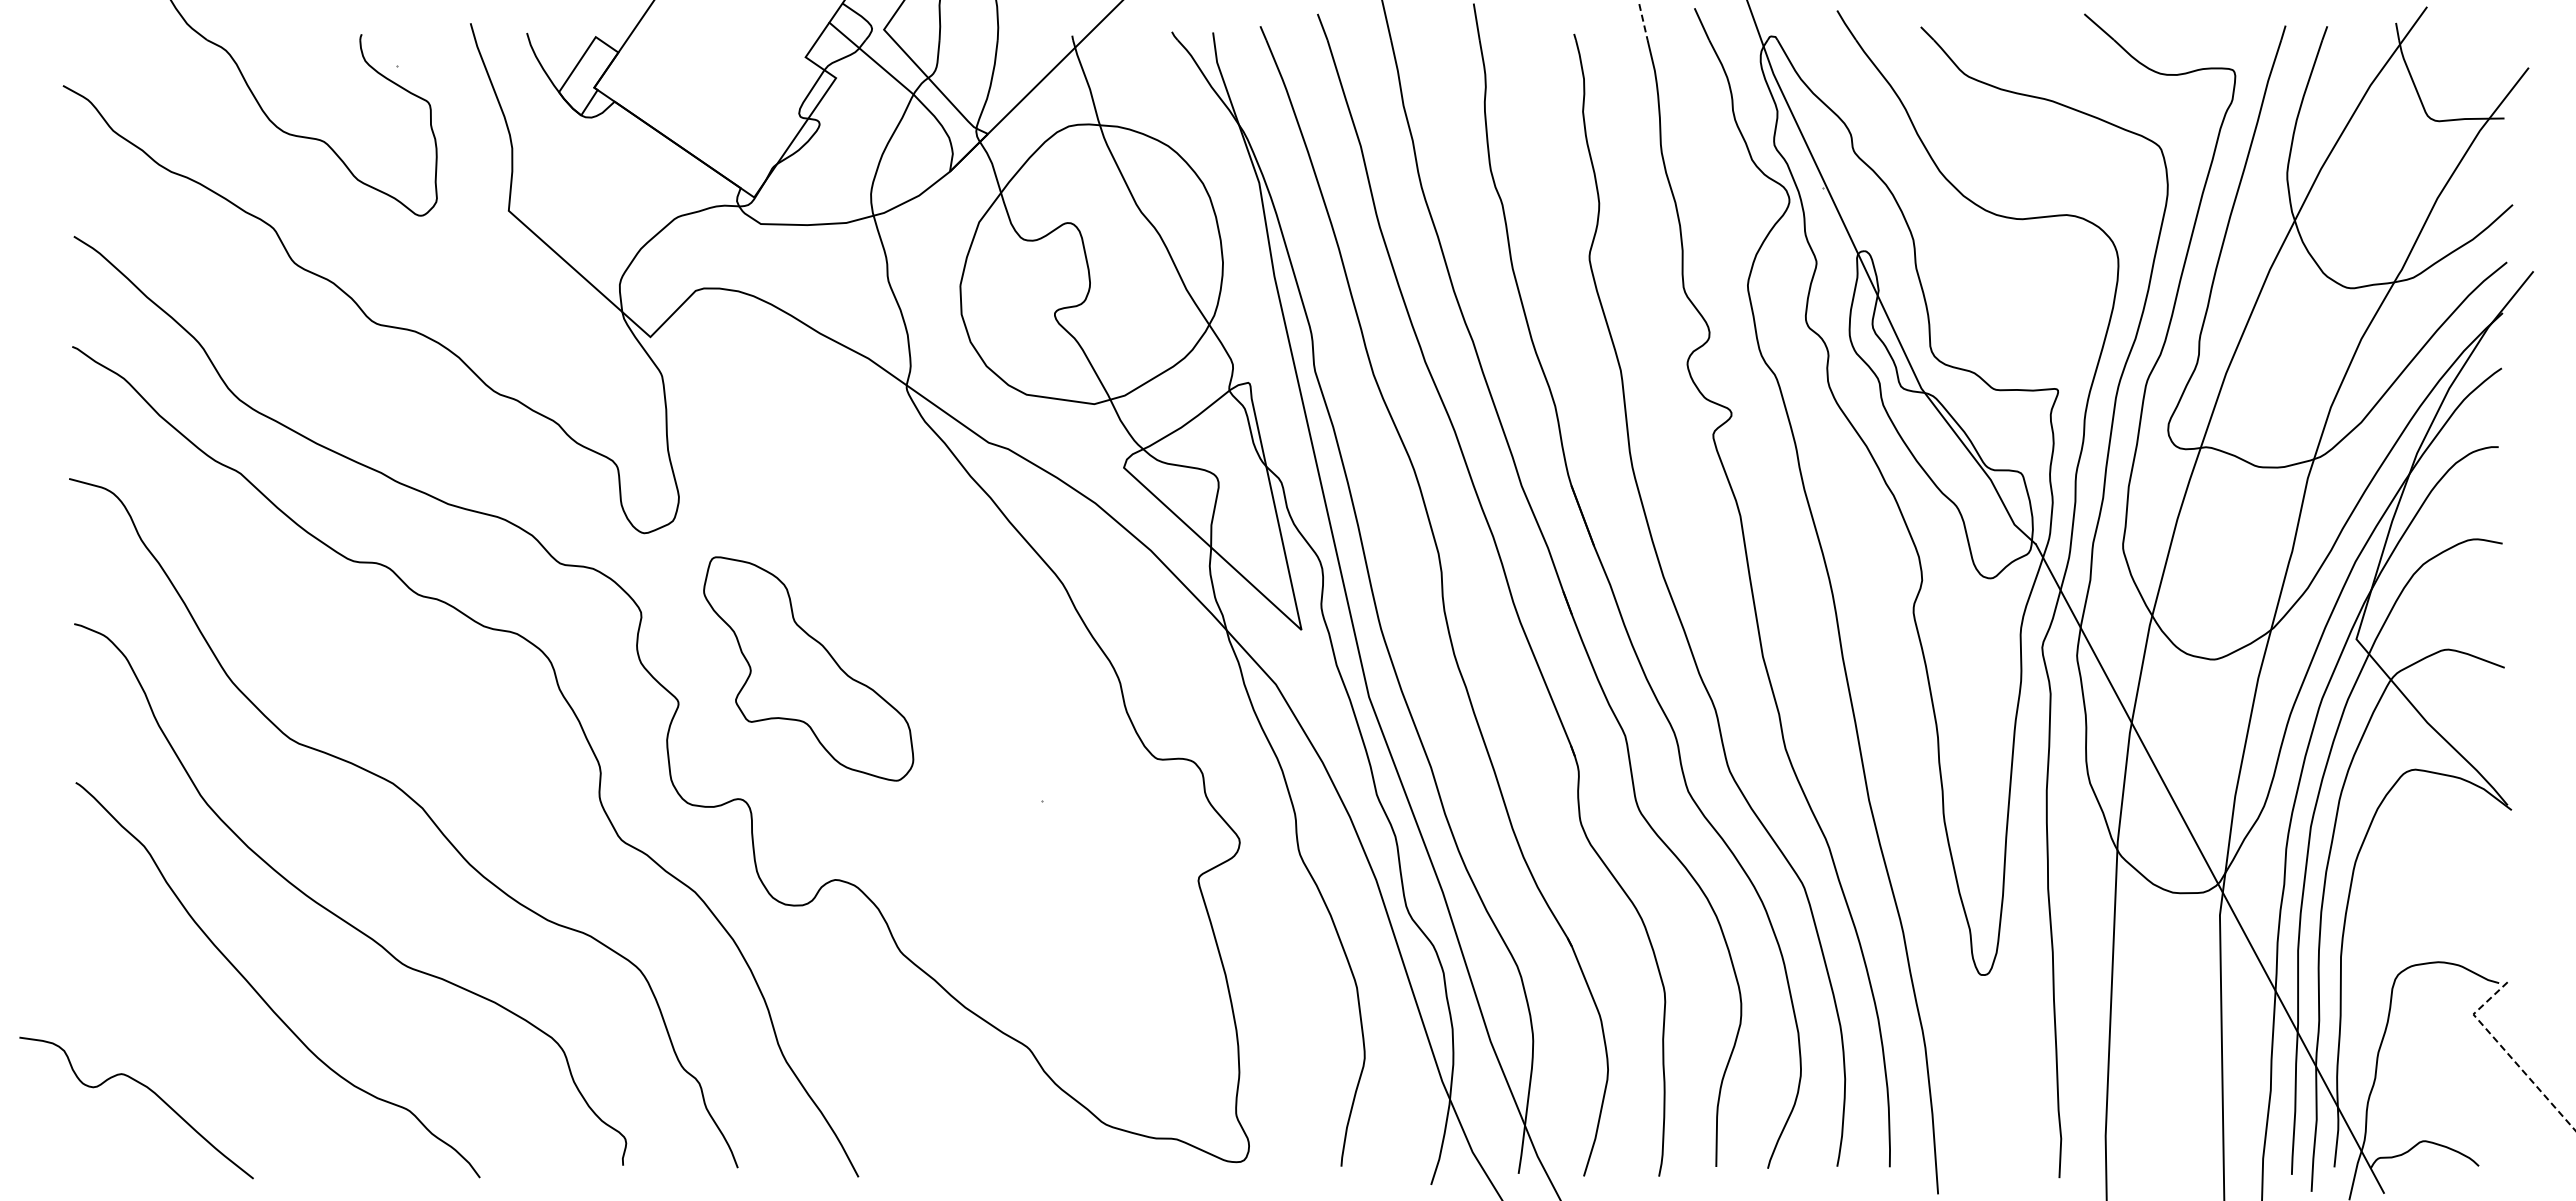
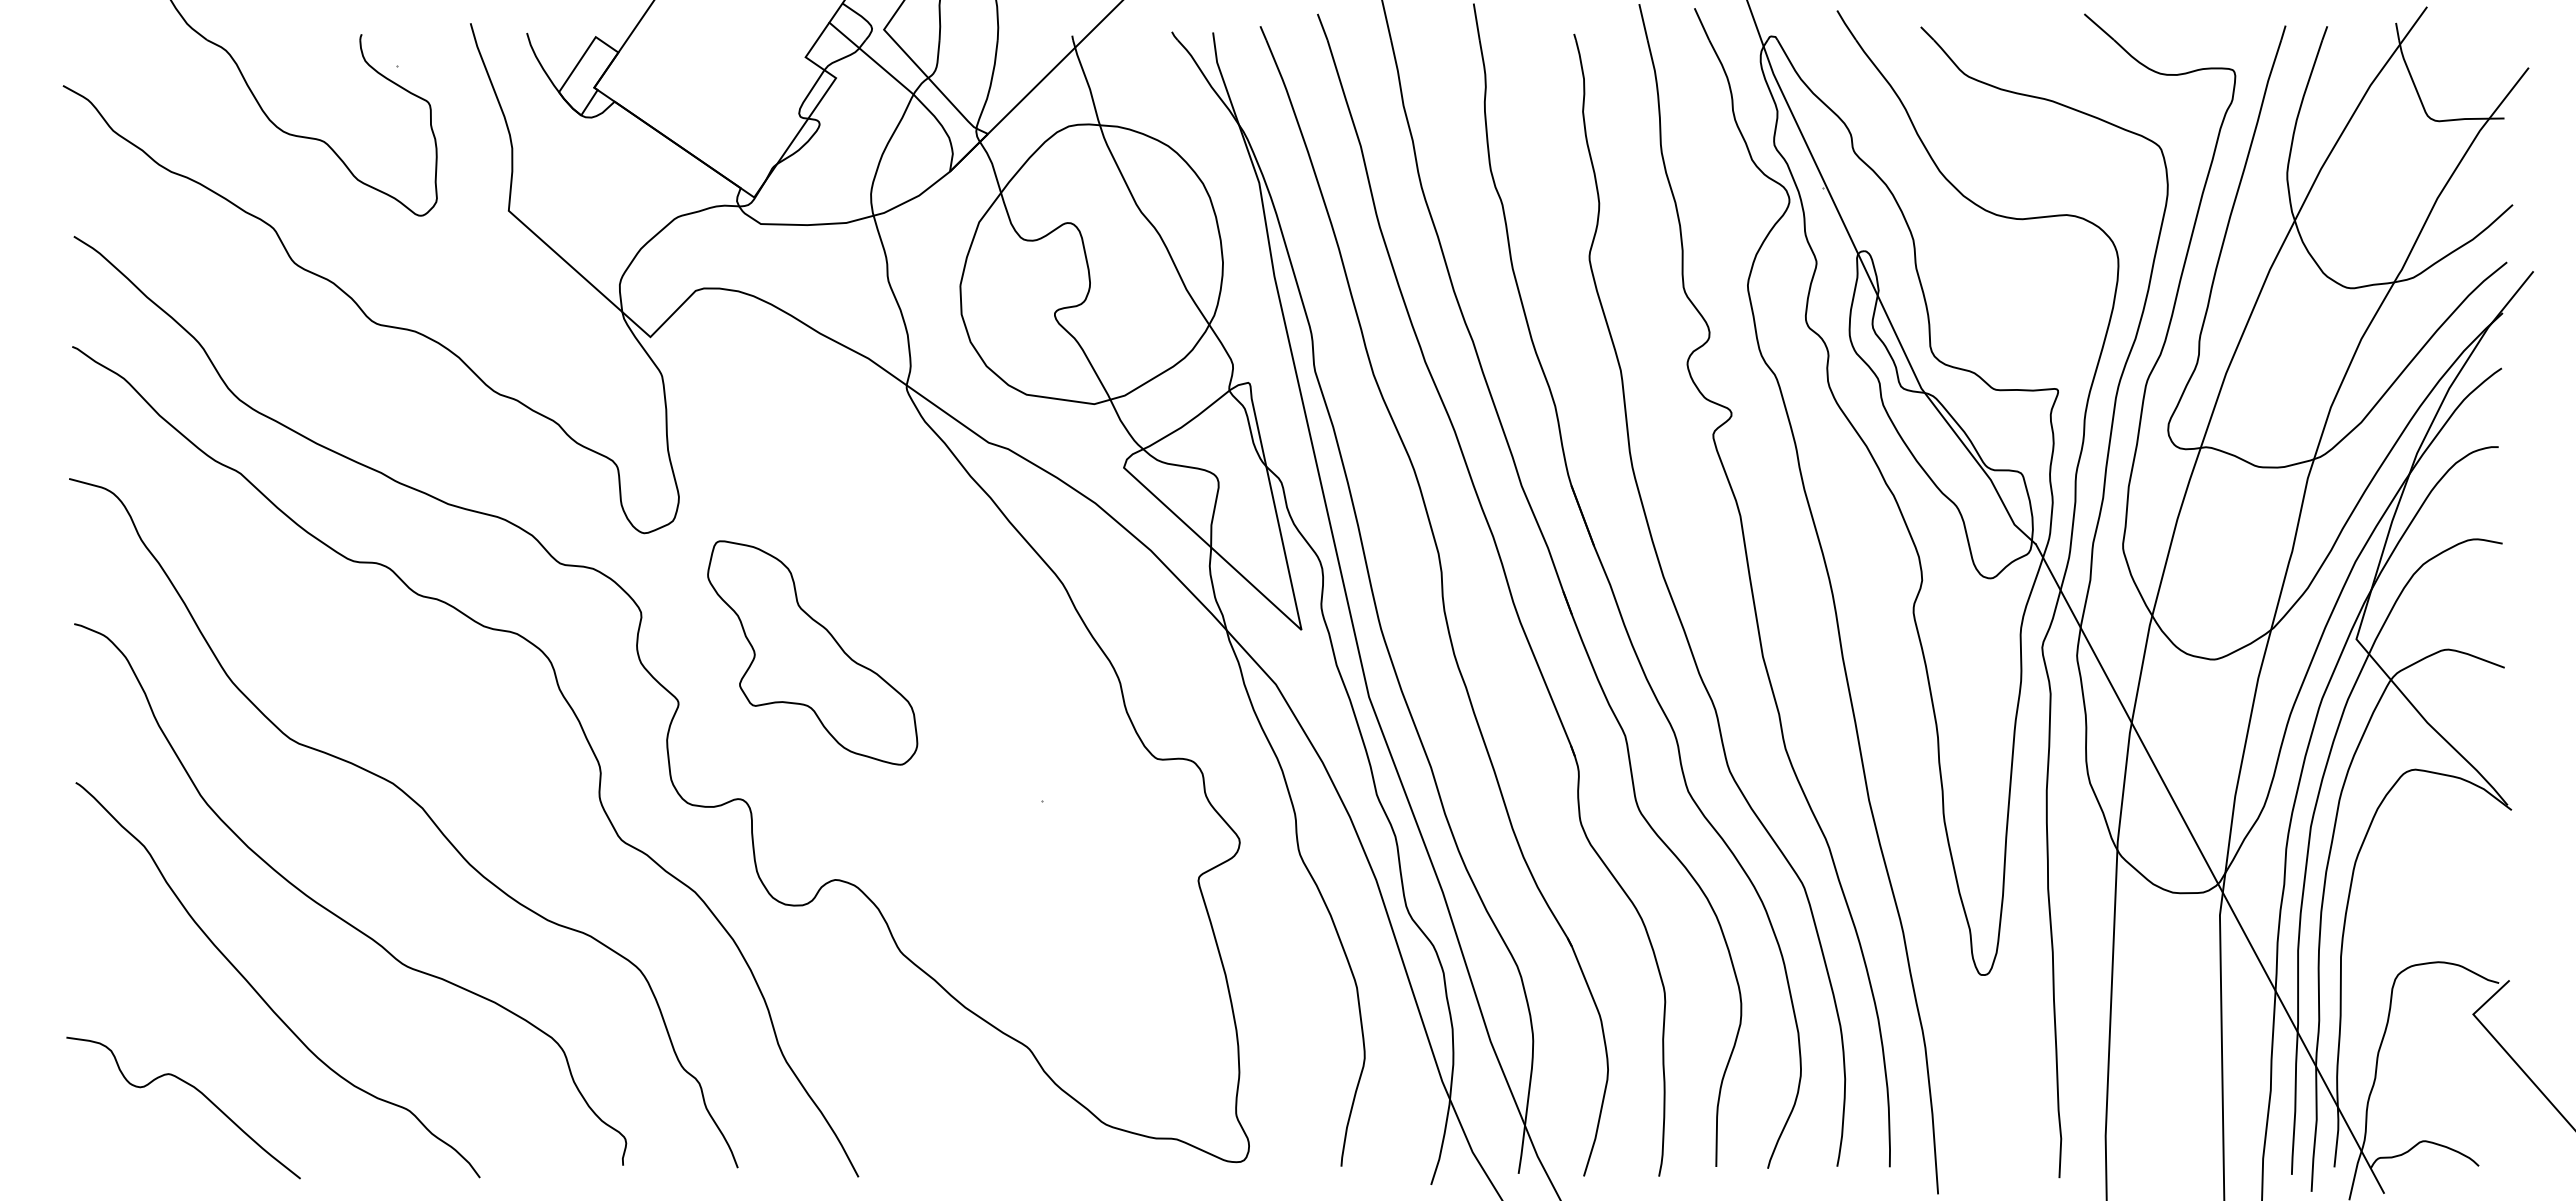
line: dashed -> solid (1643, 22)
part position: (808, 668) -> (812, 652) (812, 652)
line: dashed -> solid (2507, 1053)
curve position: (149, 1090) -> (196, 1090) (196, 1090)
